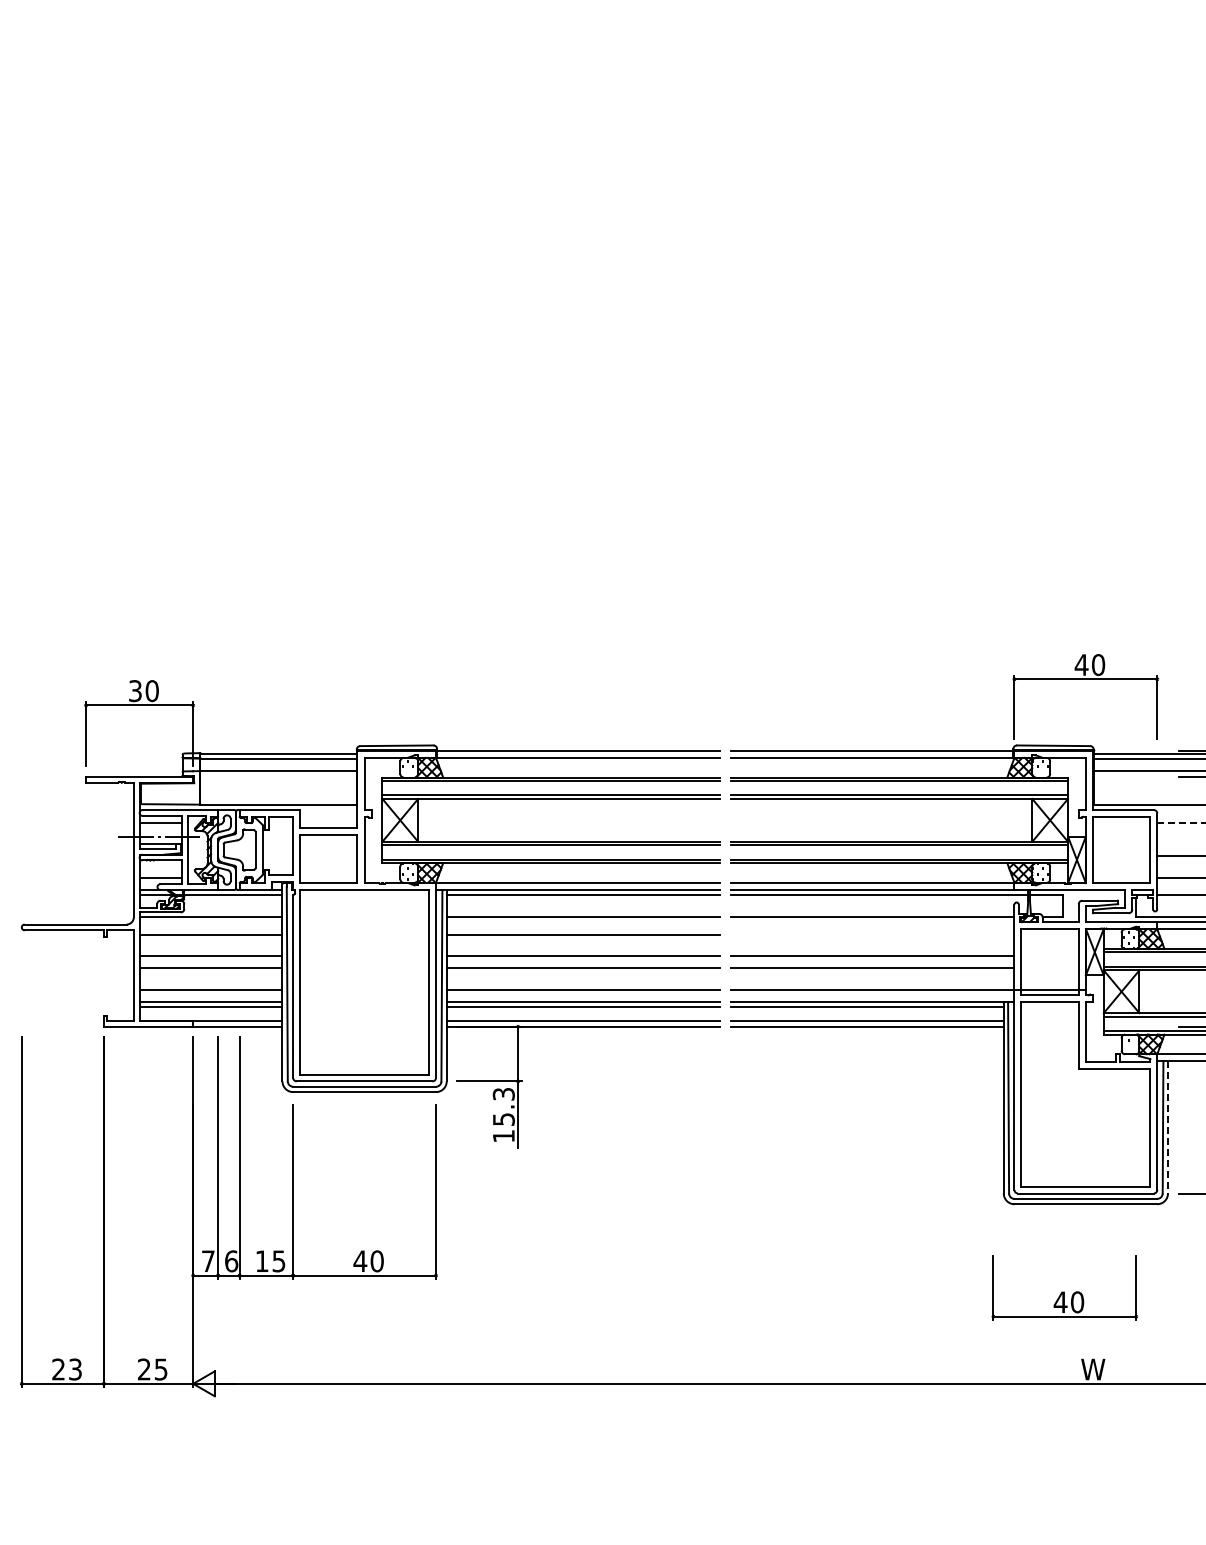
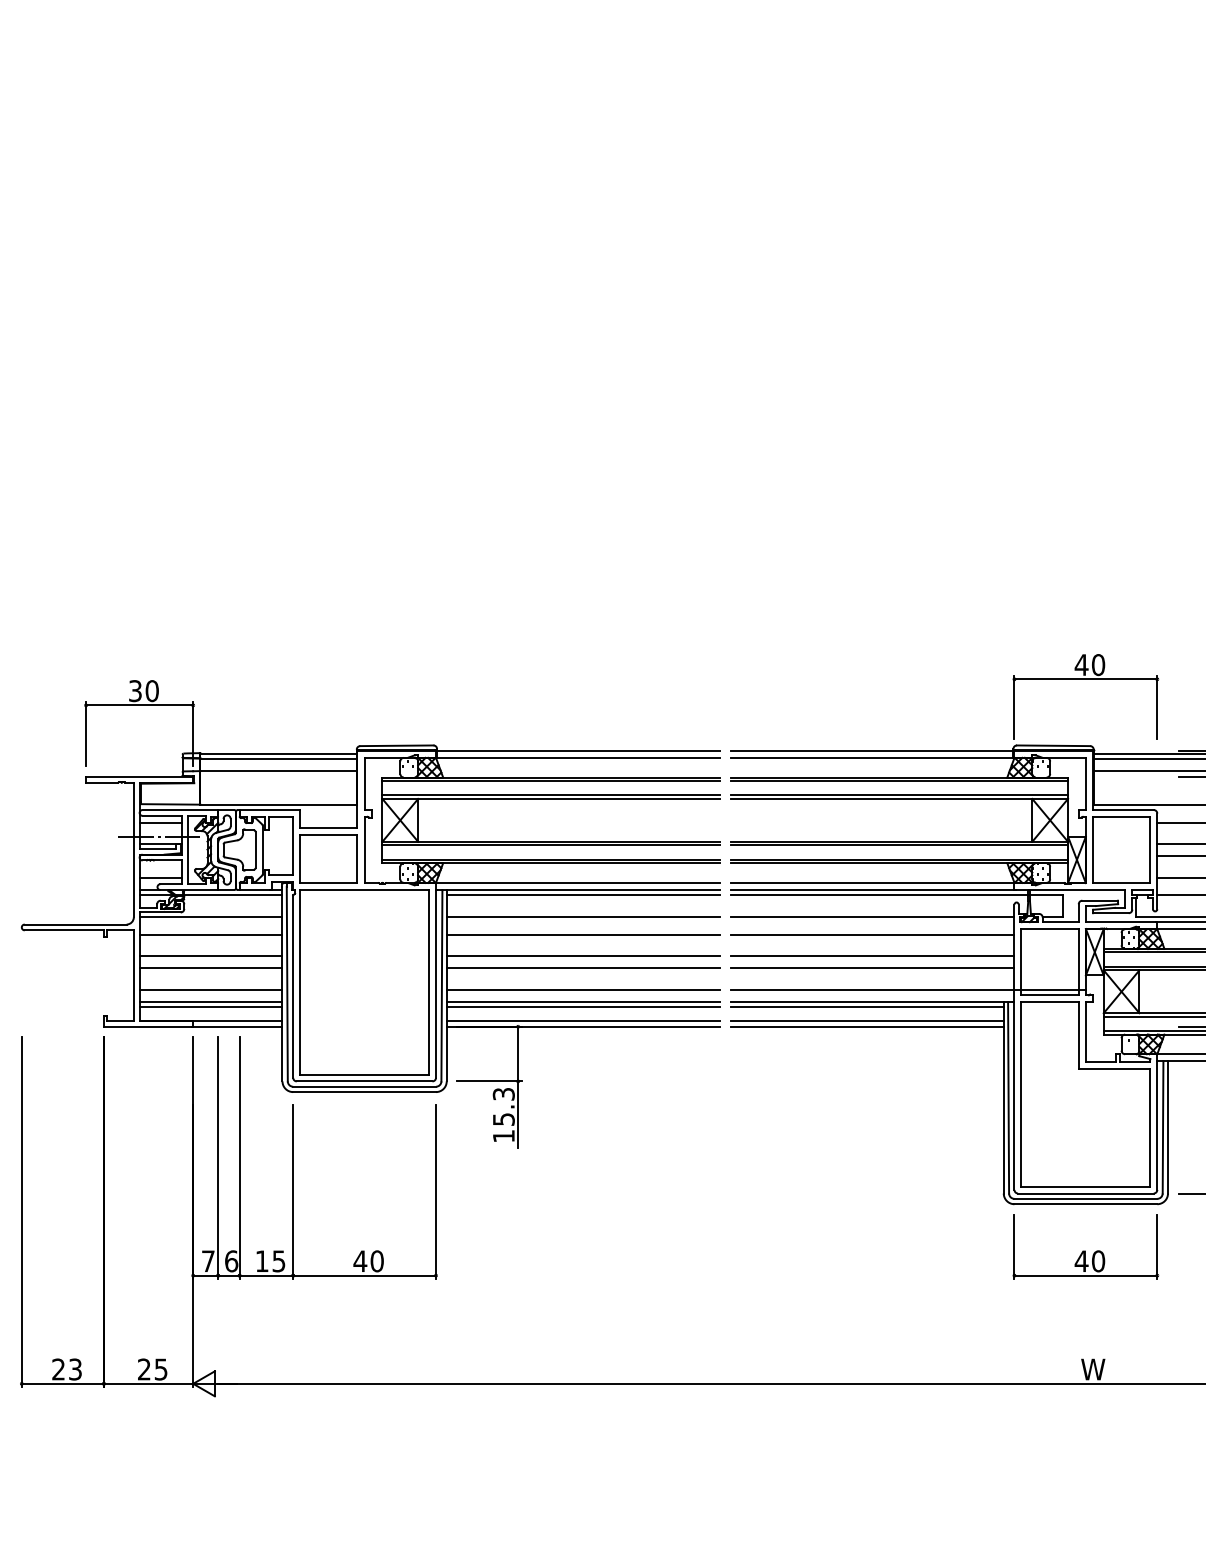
line: dashed -> solid (1181, 822)
line: none -> present (1179, 843)
line: none -> present (872, 934)
line: dashed -> solid (1168, 1127)
part position: (1064, 1287) -> (1085, 1246) (1085, 1246)
